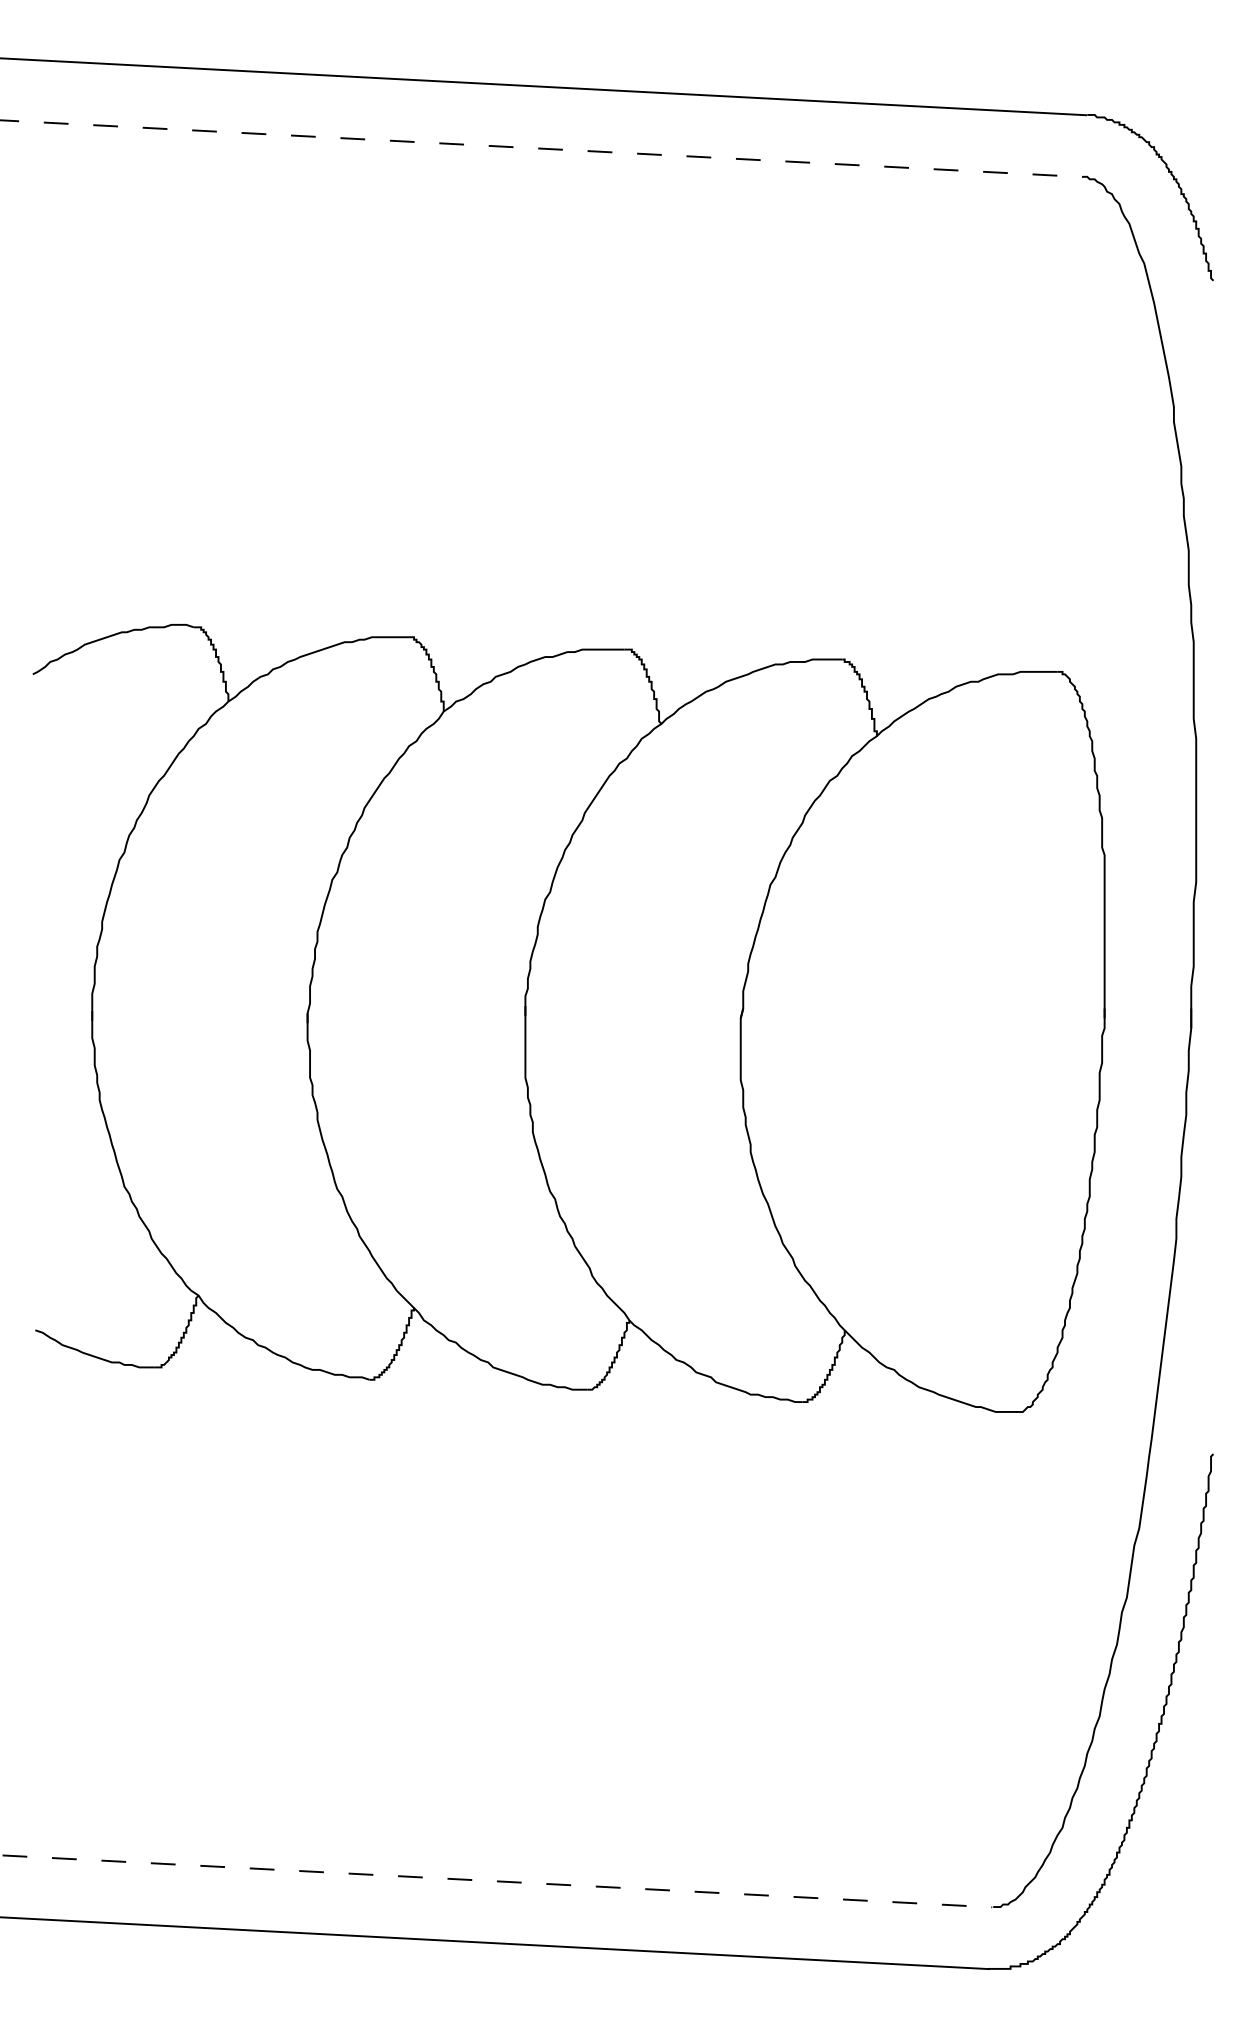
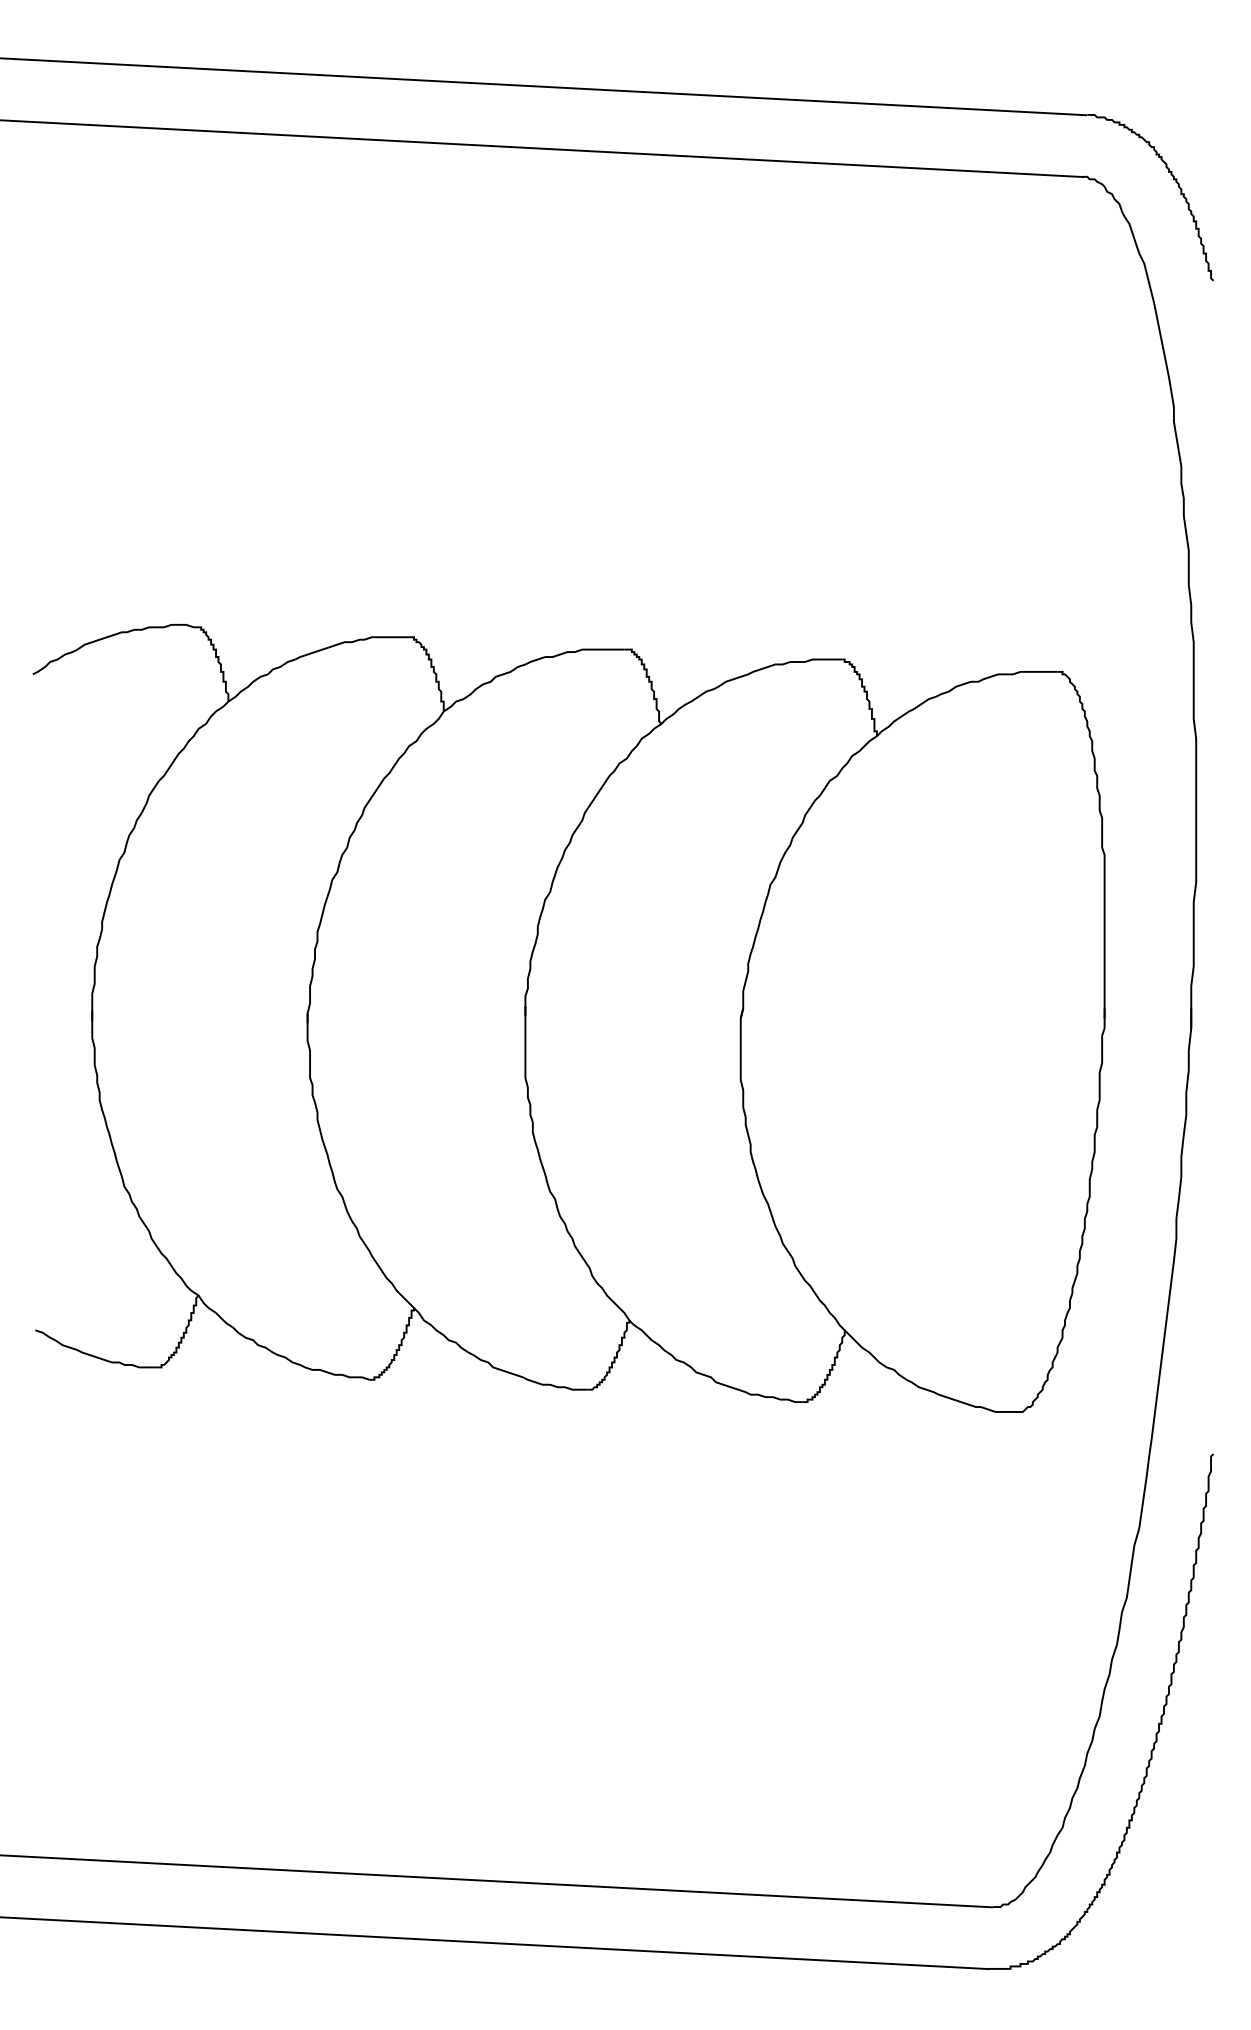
line: dashed -> solid (541, 148)
line: dashed -> solid (497, 1881)
